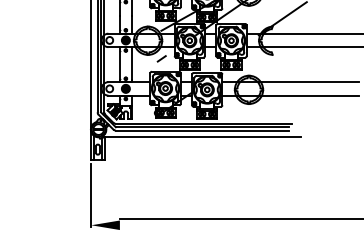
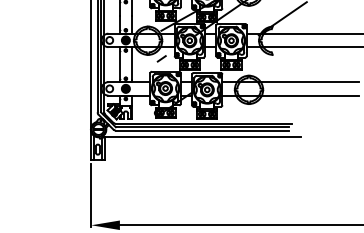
line position: (239, 219) -> (239, 225) (239, 225)
